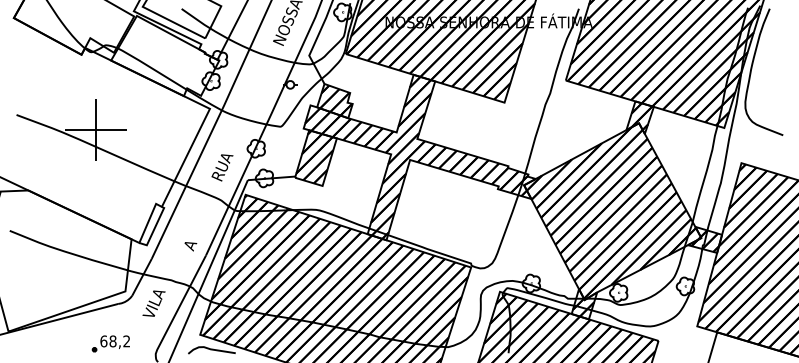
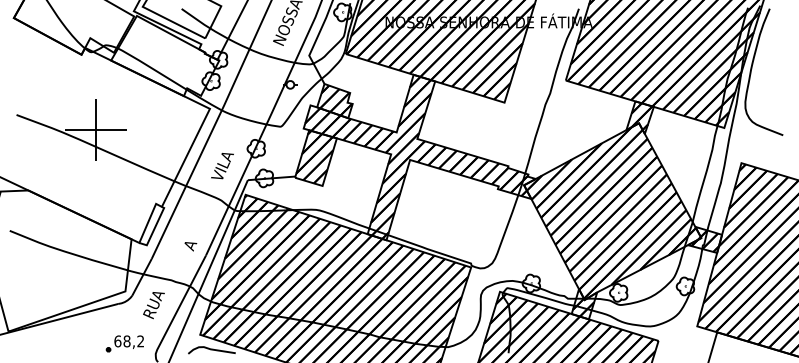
text: RUA -> VILA (222, 166)
text: VILA -> RUA (153, 304)
part position: (110, 343) -> (124, 343) (124, 343)
